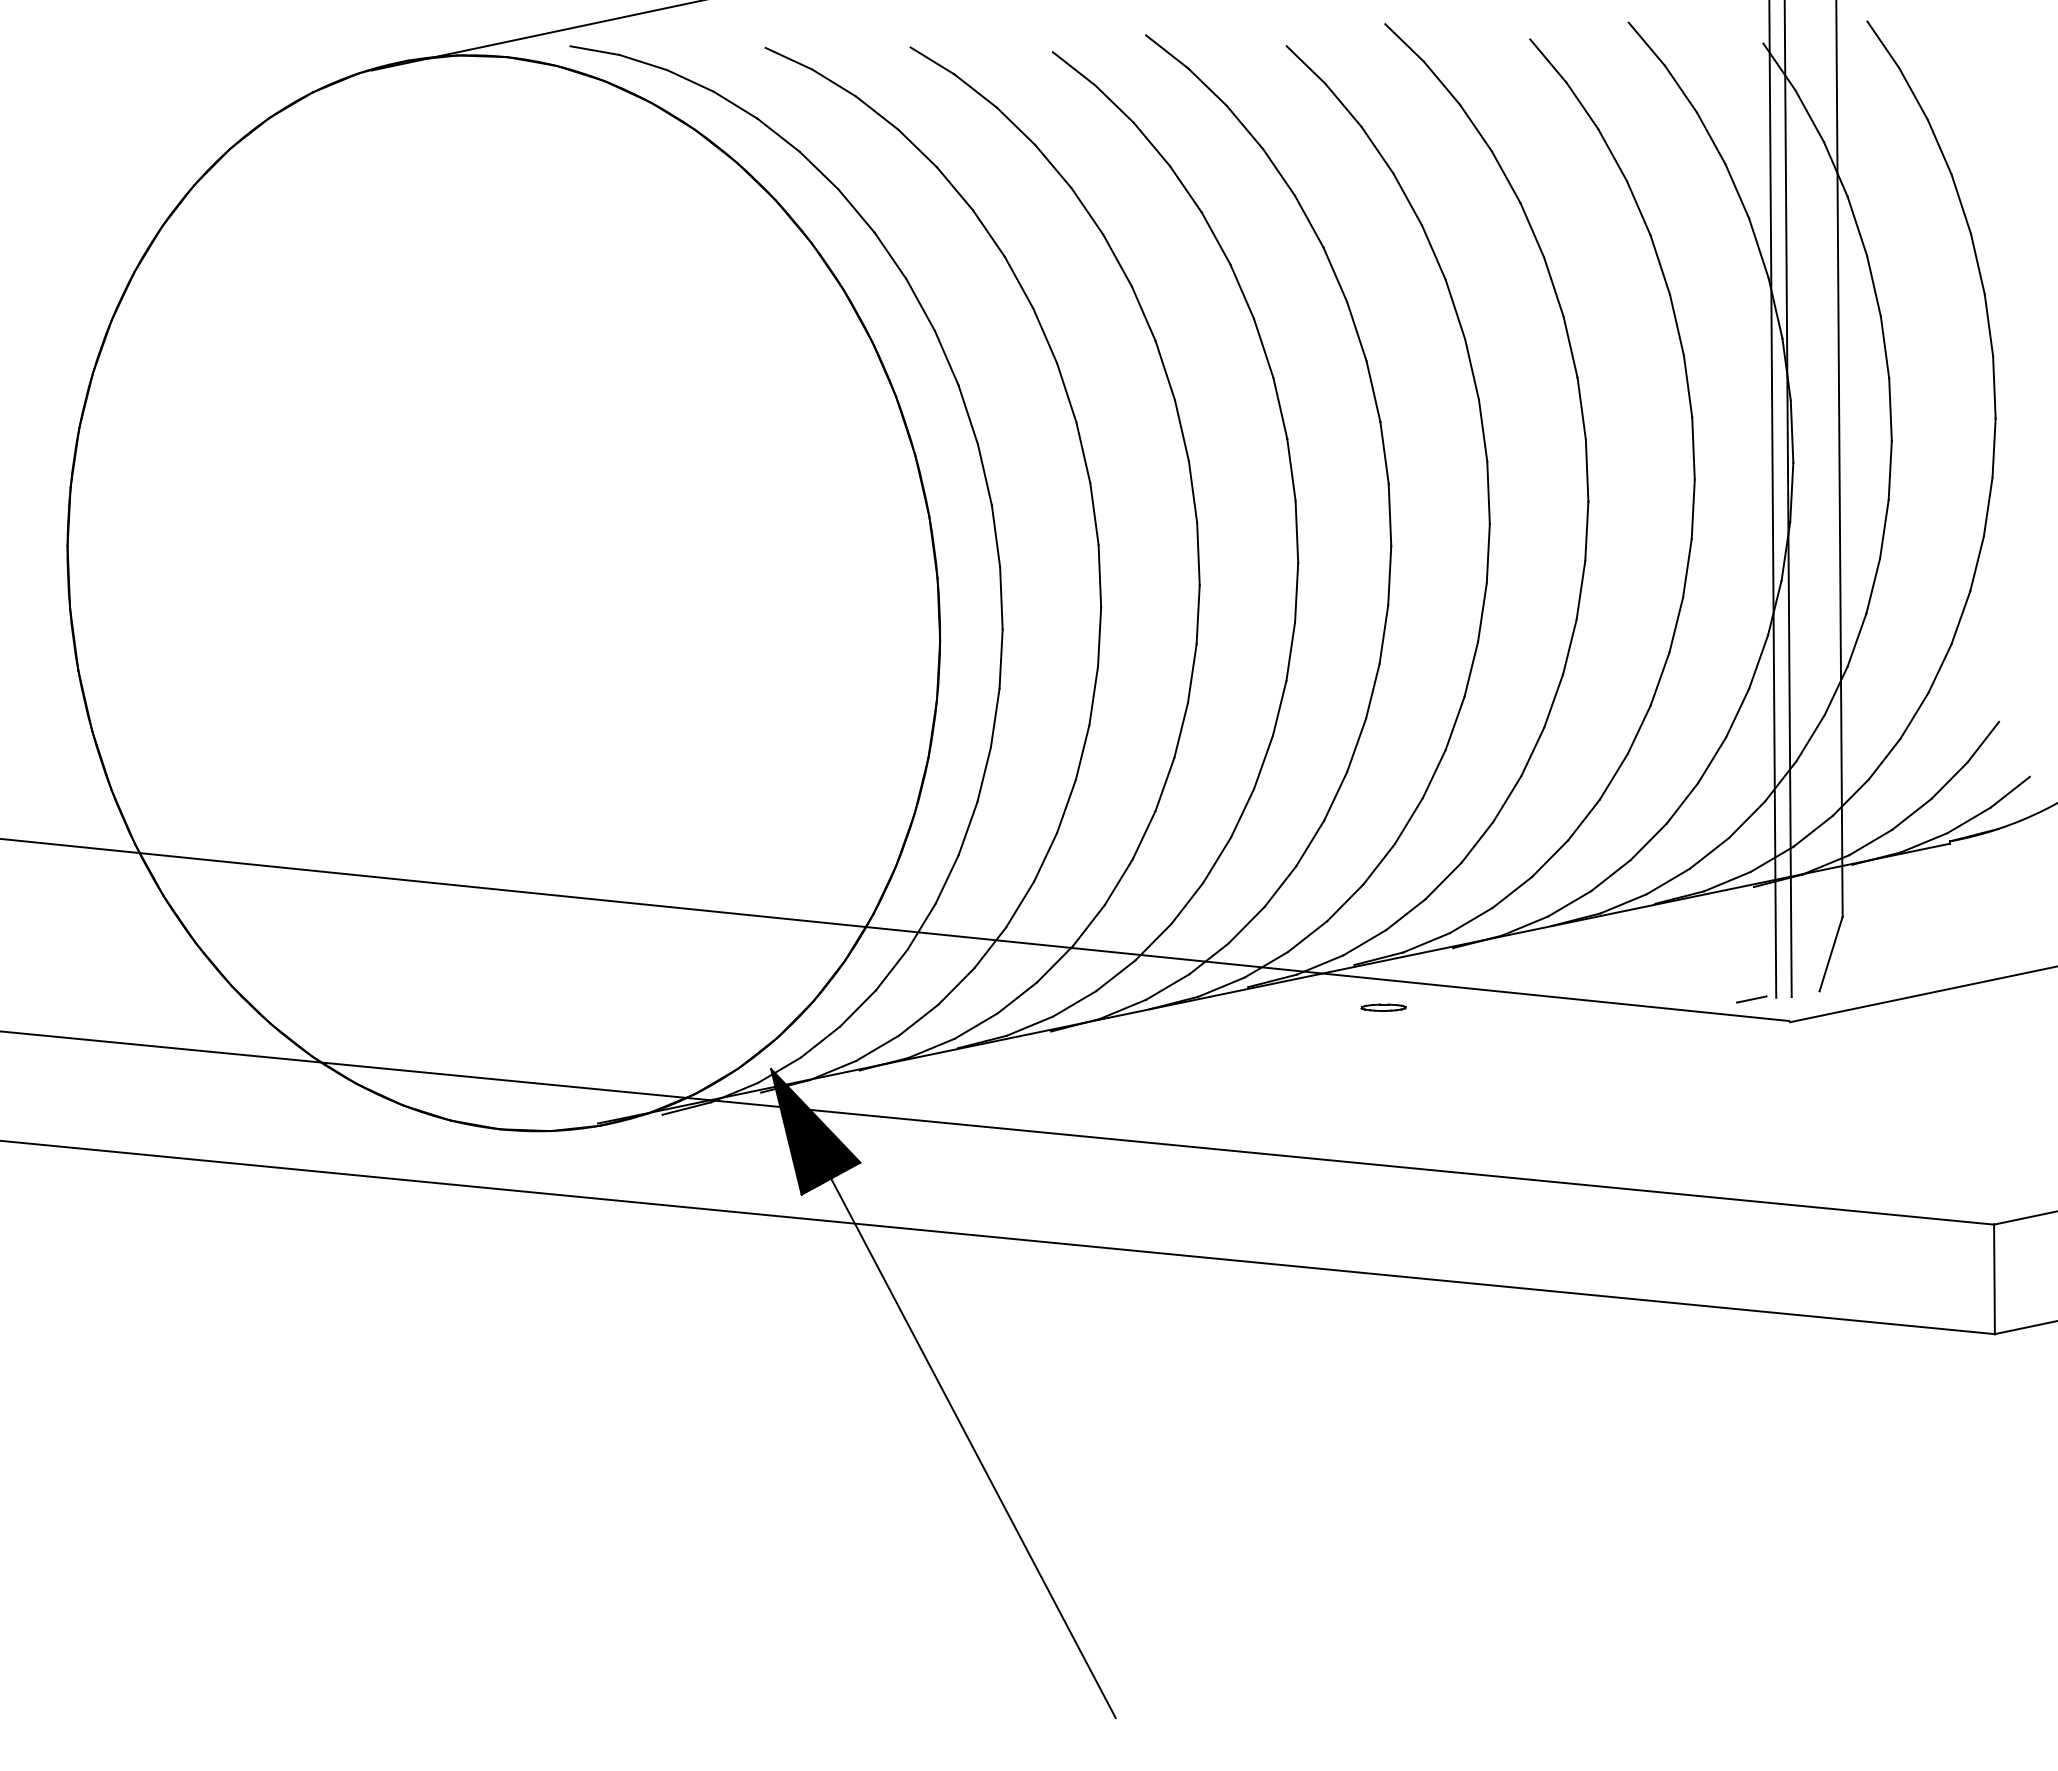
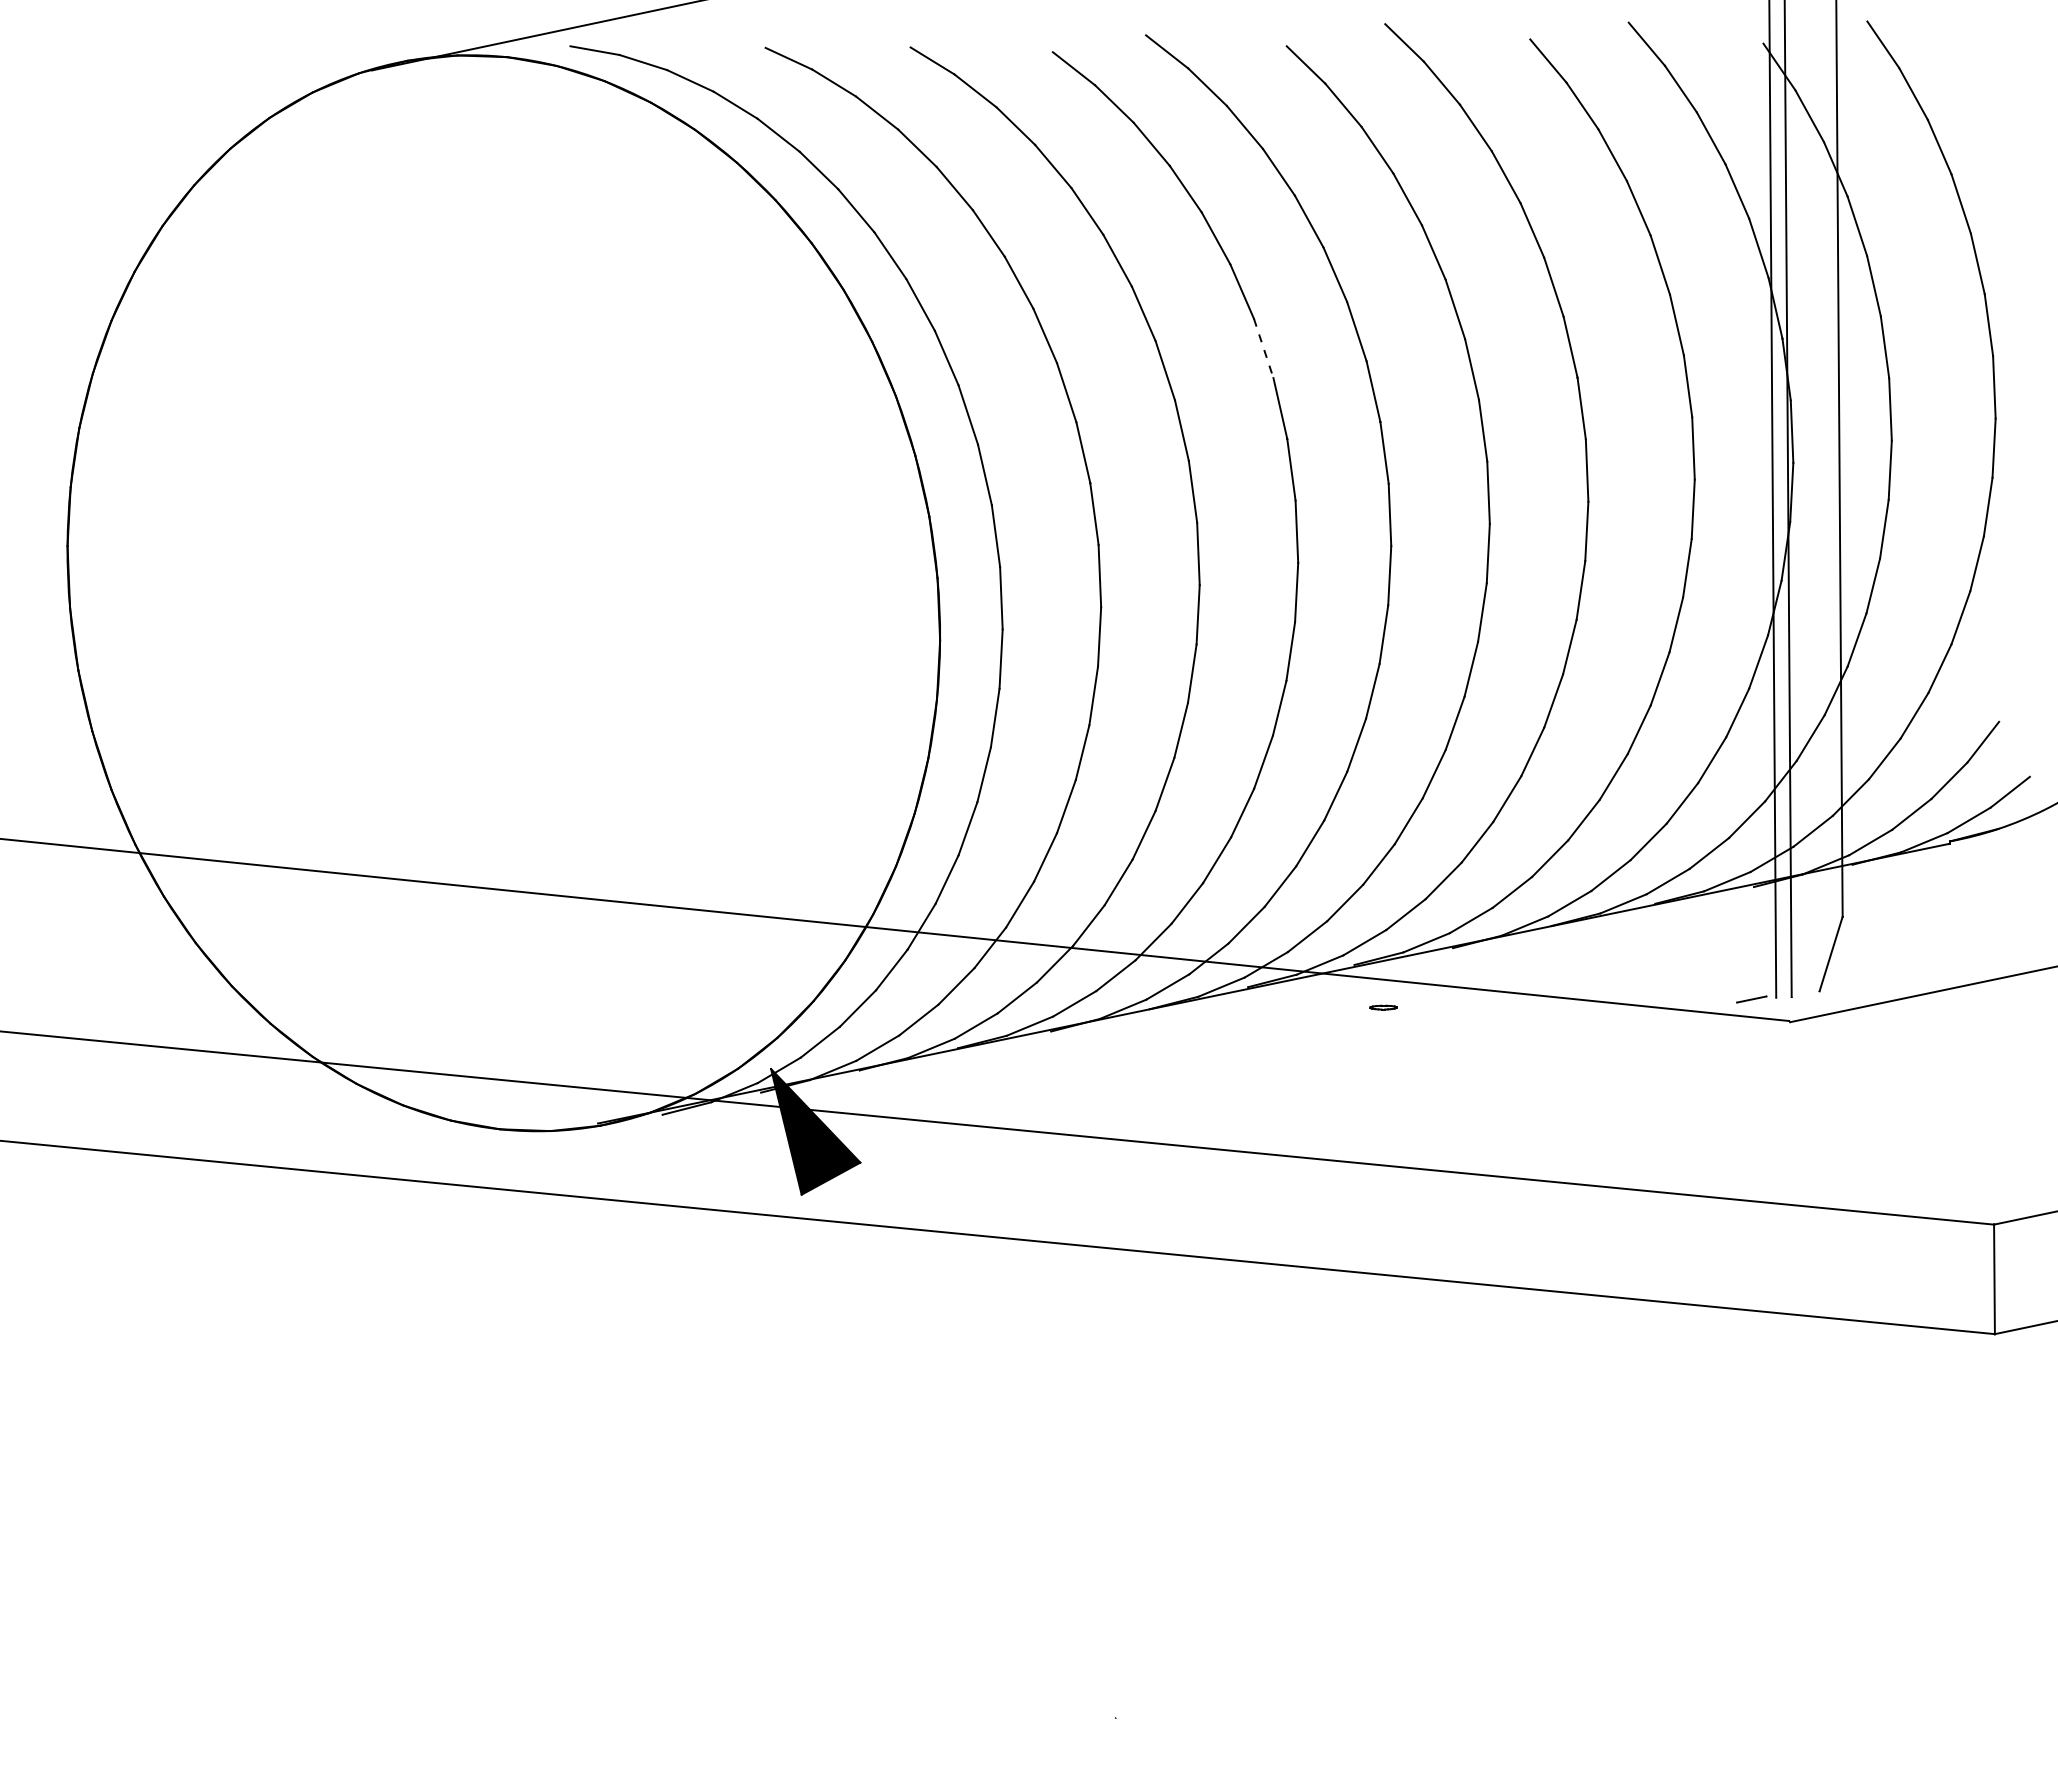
line: solid -> dashed (1263, 348)
part size: 47x9 px -> 29x7 px (1383, 1007)
line: present -> none (967, 1437)
